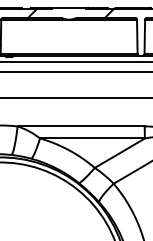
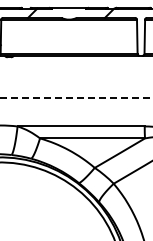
line: present -> none (75, 61)
line: present -> none (75, 71)
line: solid -> dashed (76, 98)
